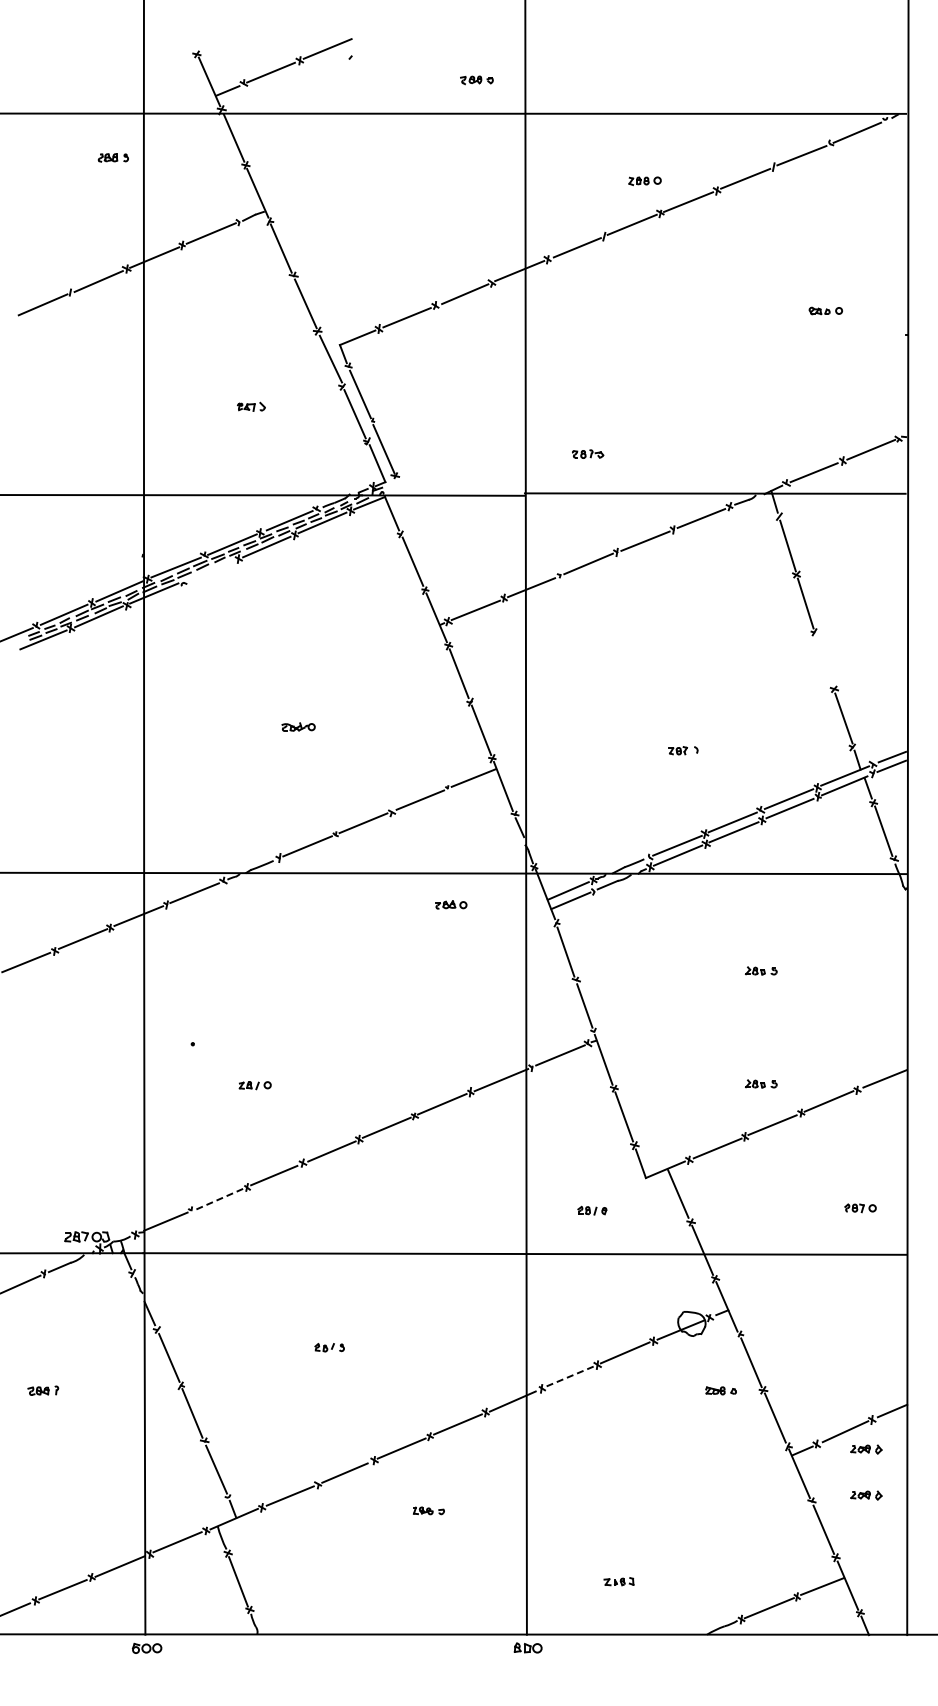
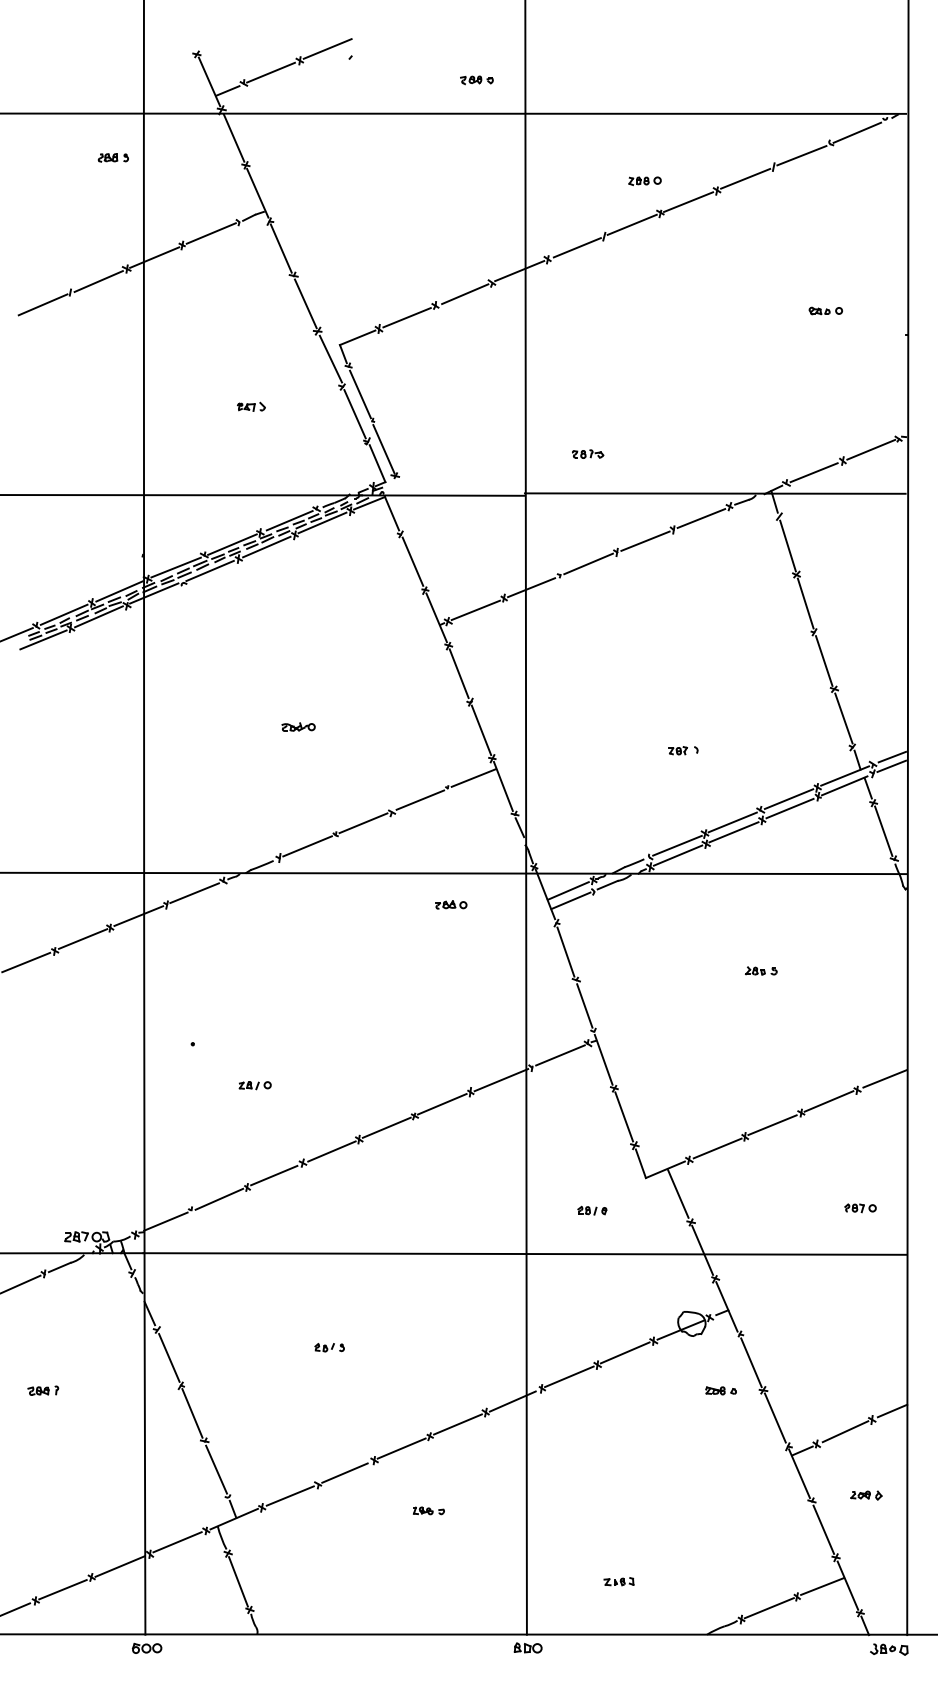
line: none -> present (209, 570)
line: none -> present (823, 660)
part: present -> none (761, 1083)
line: dashed -> solid (219, 1199)
line: dashed -> solid (568, 1377)
part: present -> none (866, 1449)
part: none -> present (889, 1649)
